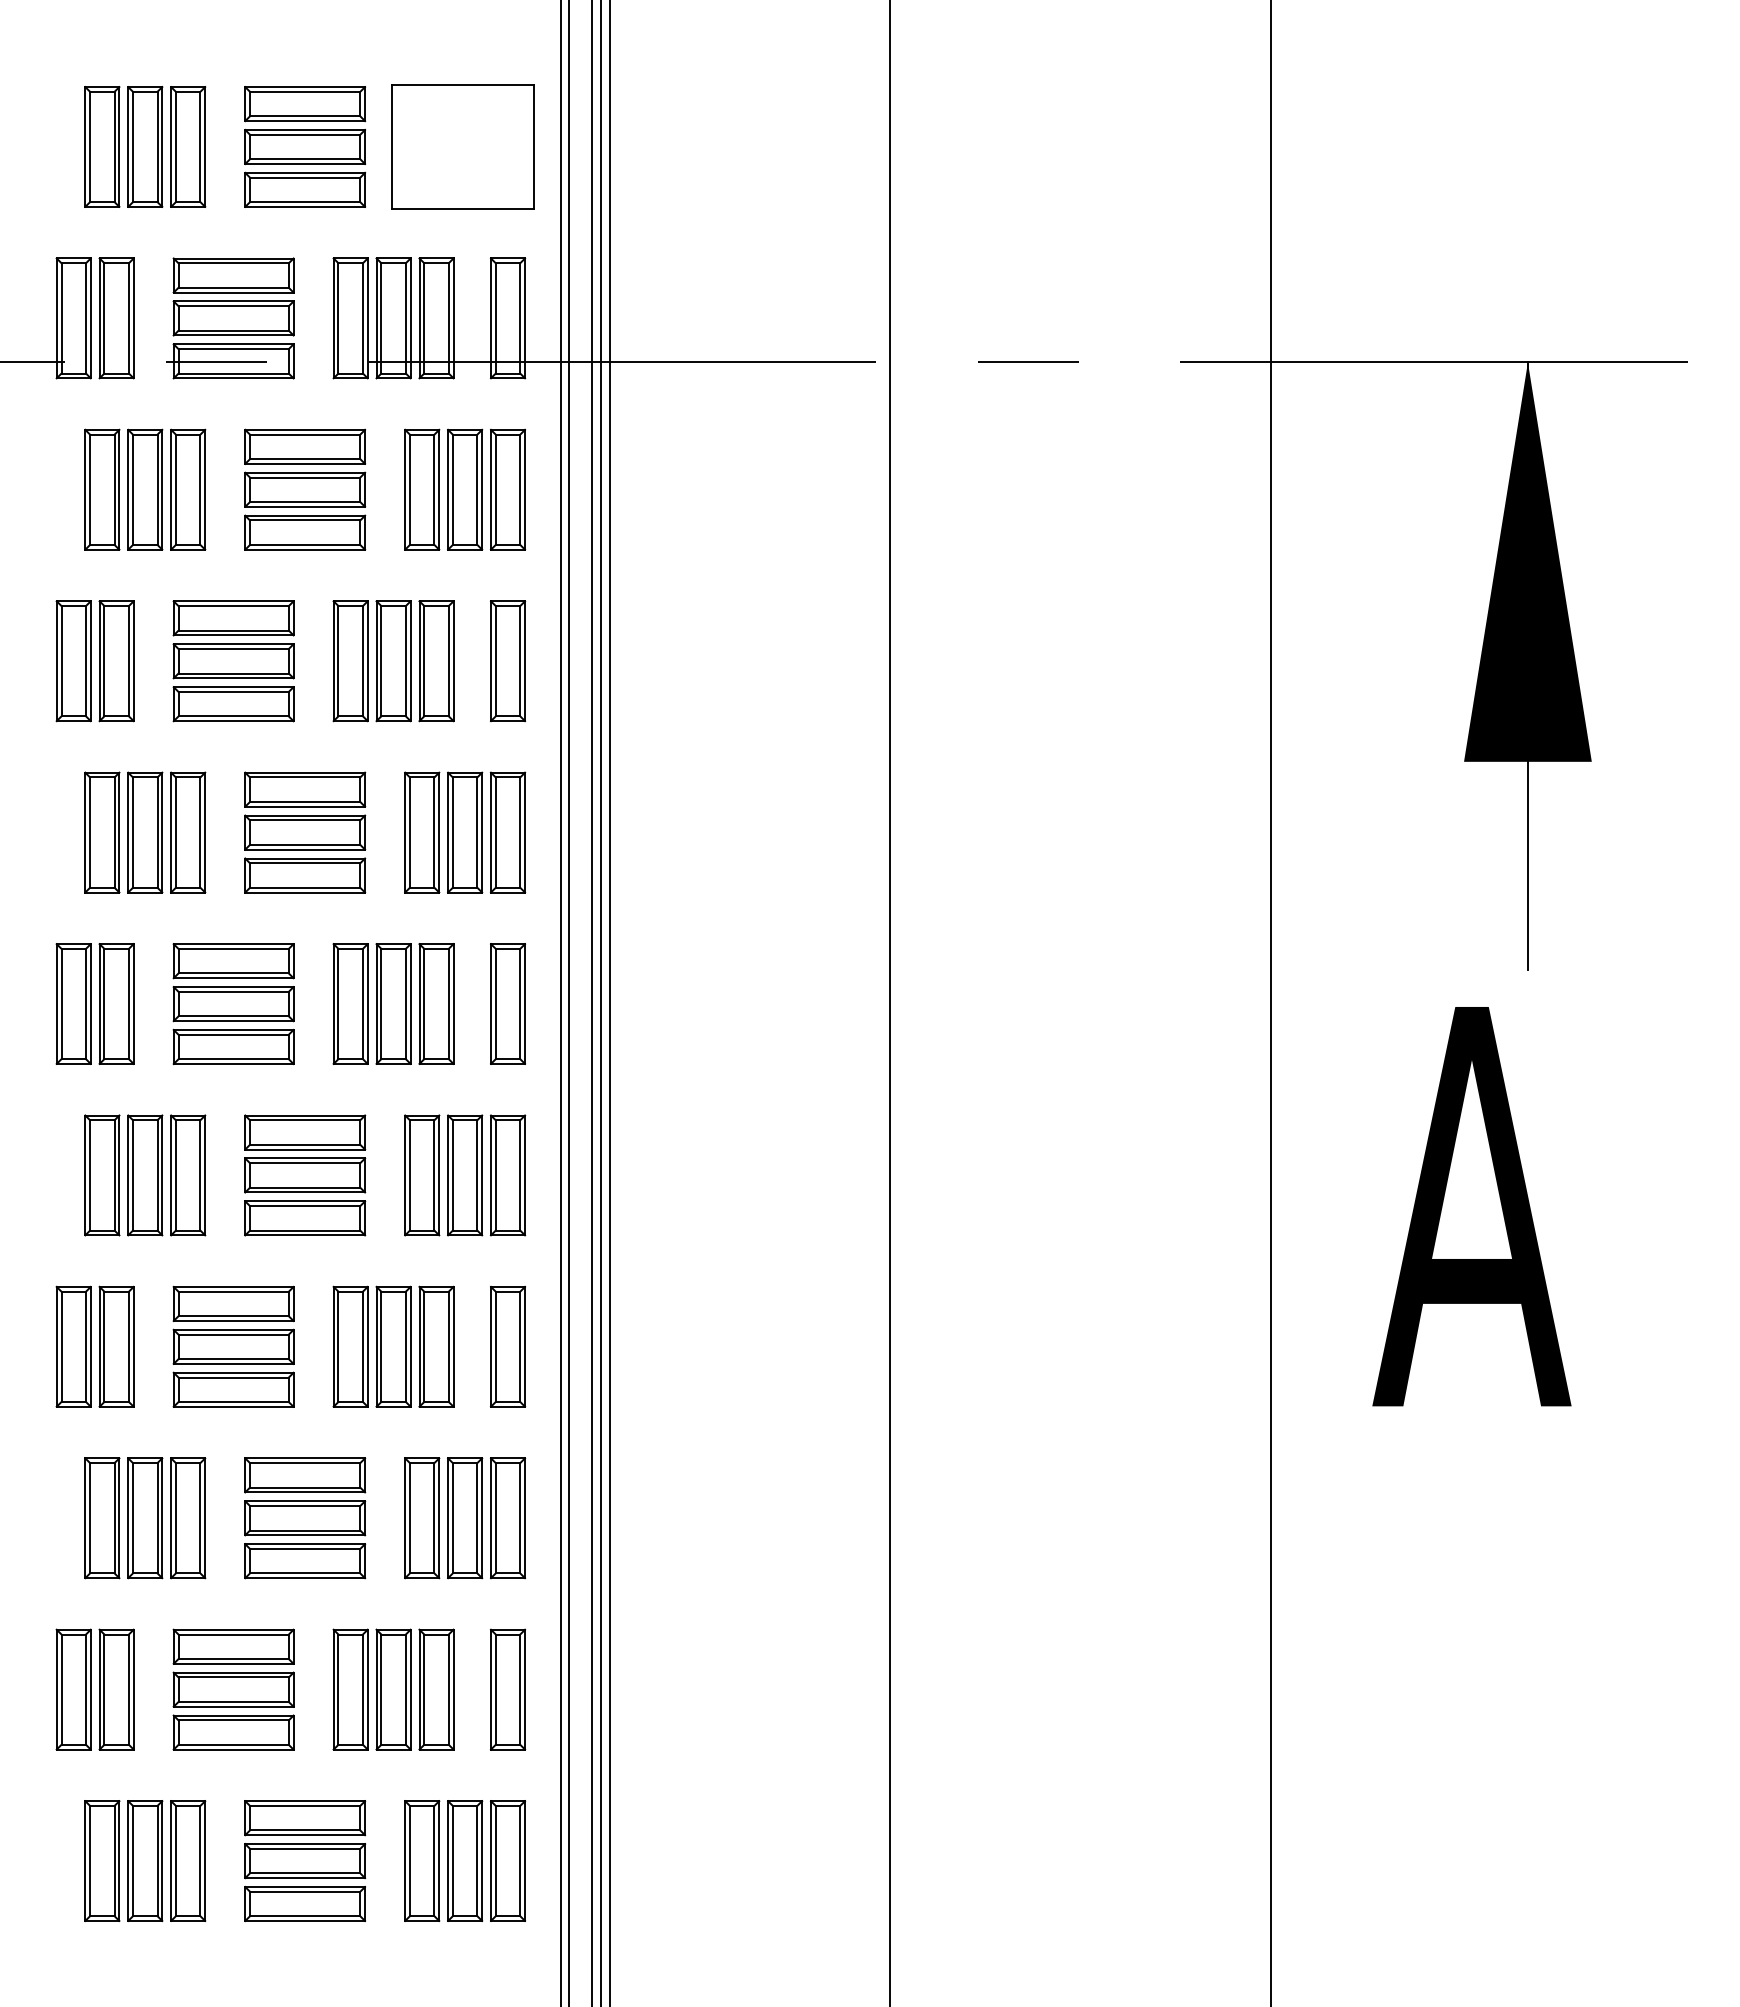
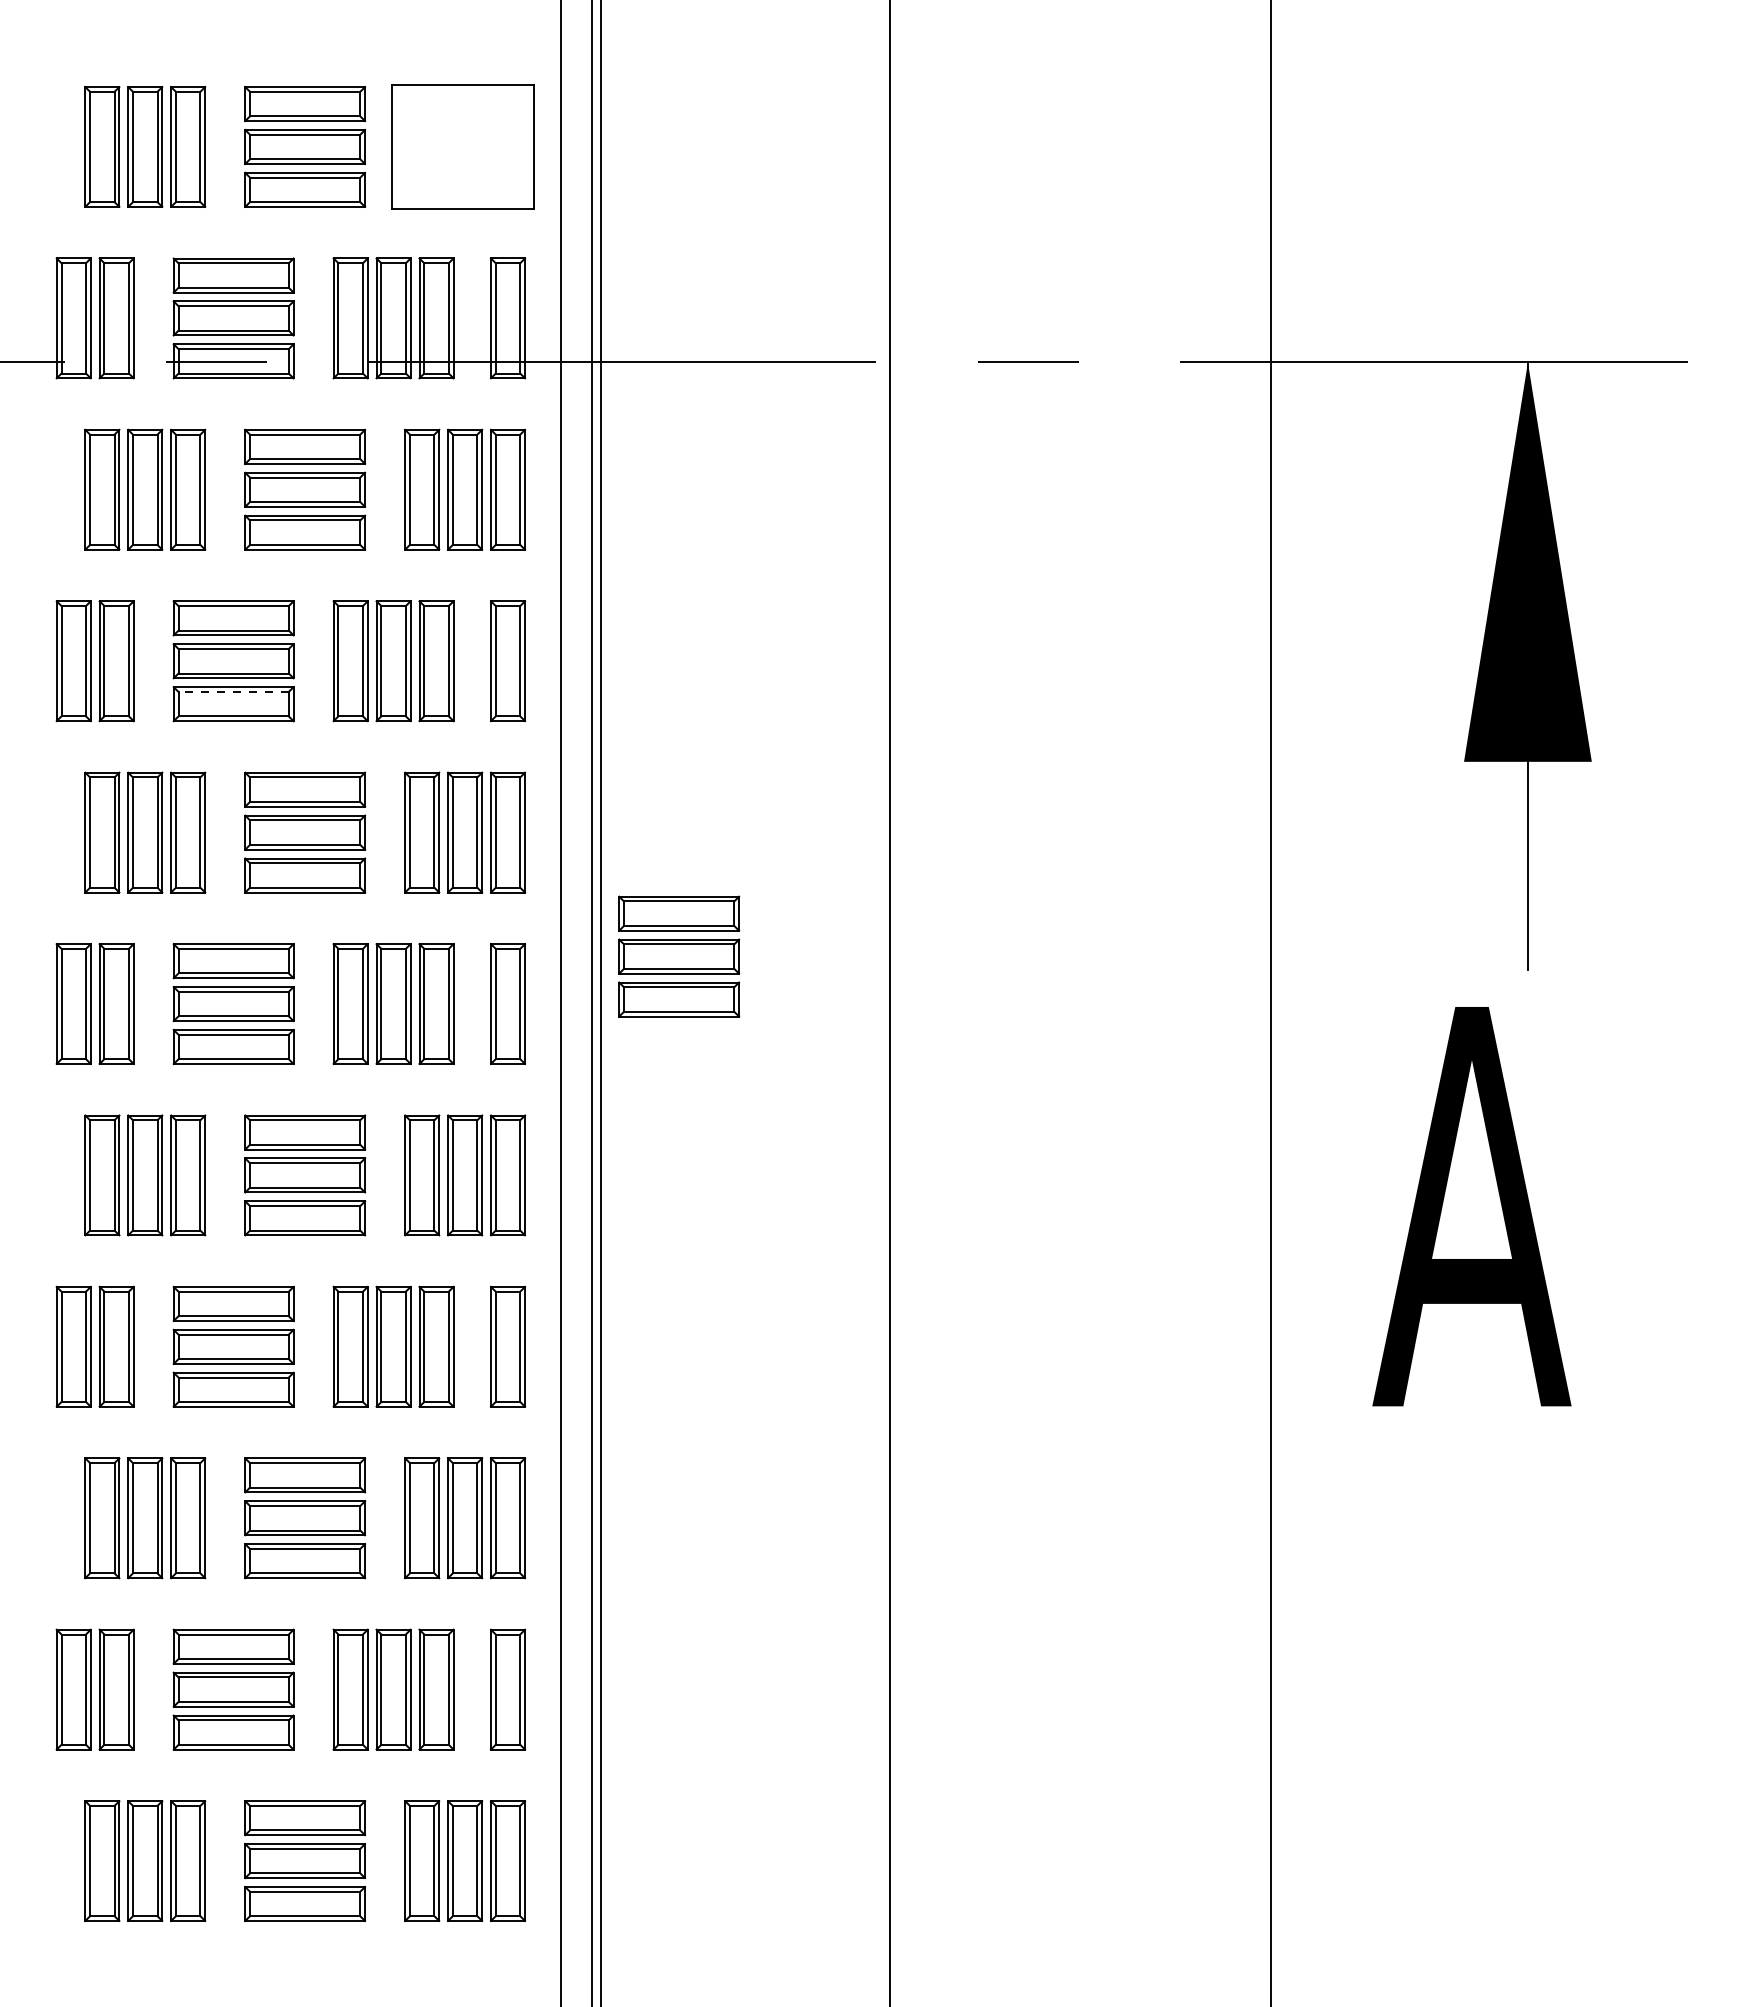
line: solid -> dashed (233, 691)
part: none -> present (679, 956)
line: present -> none (568, 1002)
line: present -> none (610, 1002)
